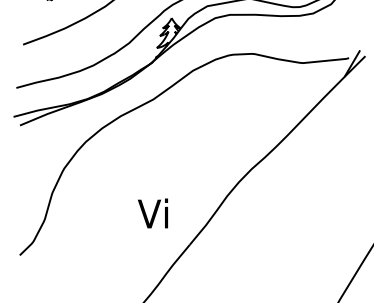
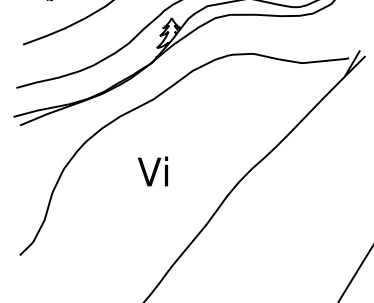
text position: (152, 213) -> (152, 171) (152, 171)
